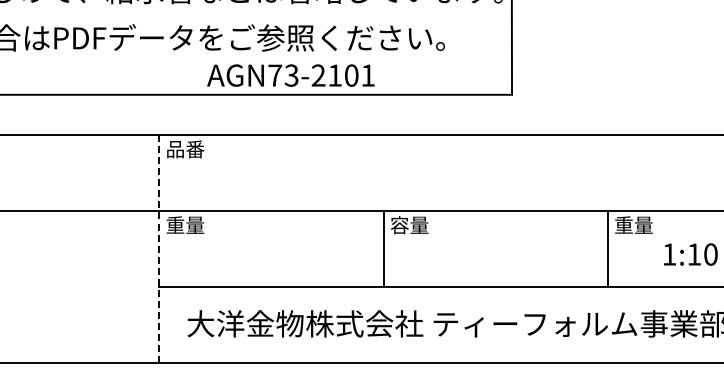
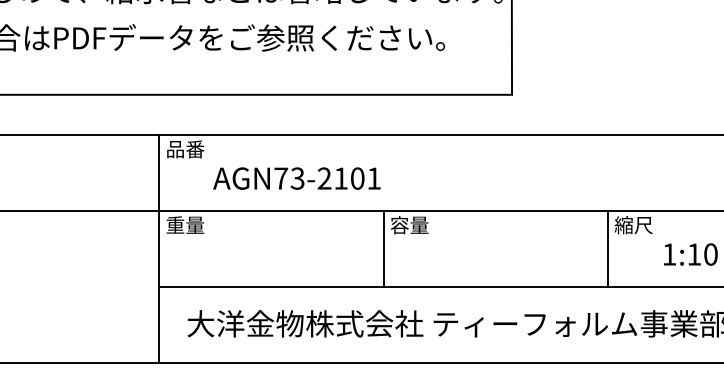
text position: (290, 75) -> (296, 178) (296, 178)
text: 重量 -> 縮尺 (633, 225)
line: dashed -> solid (159, 248)
